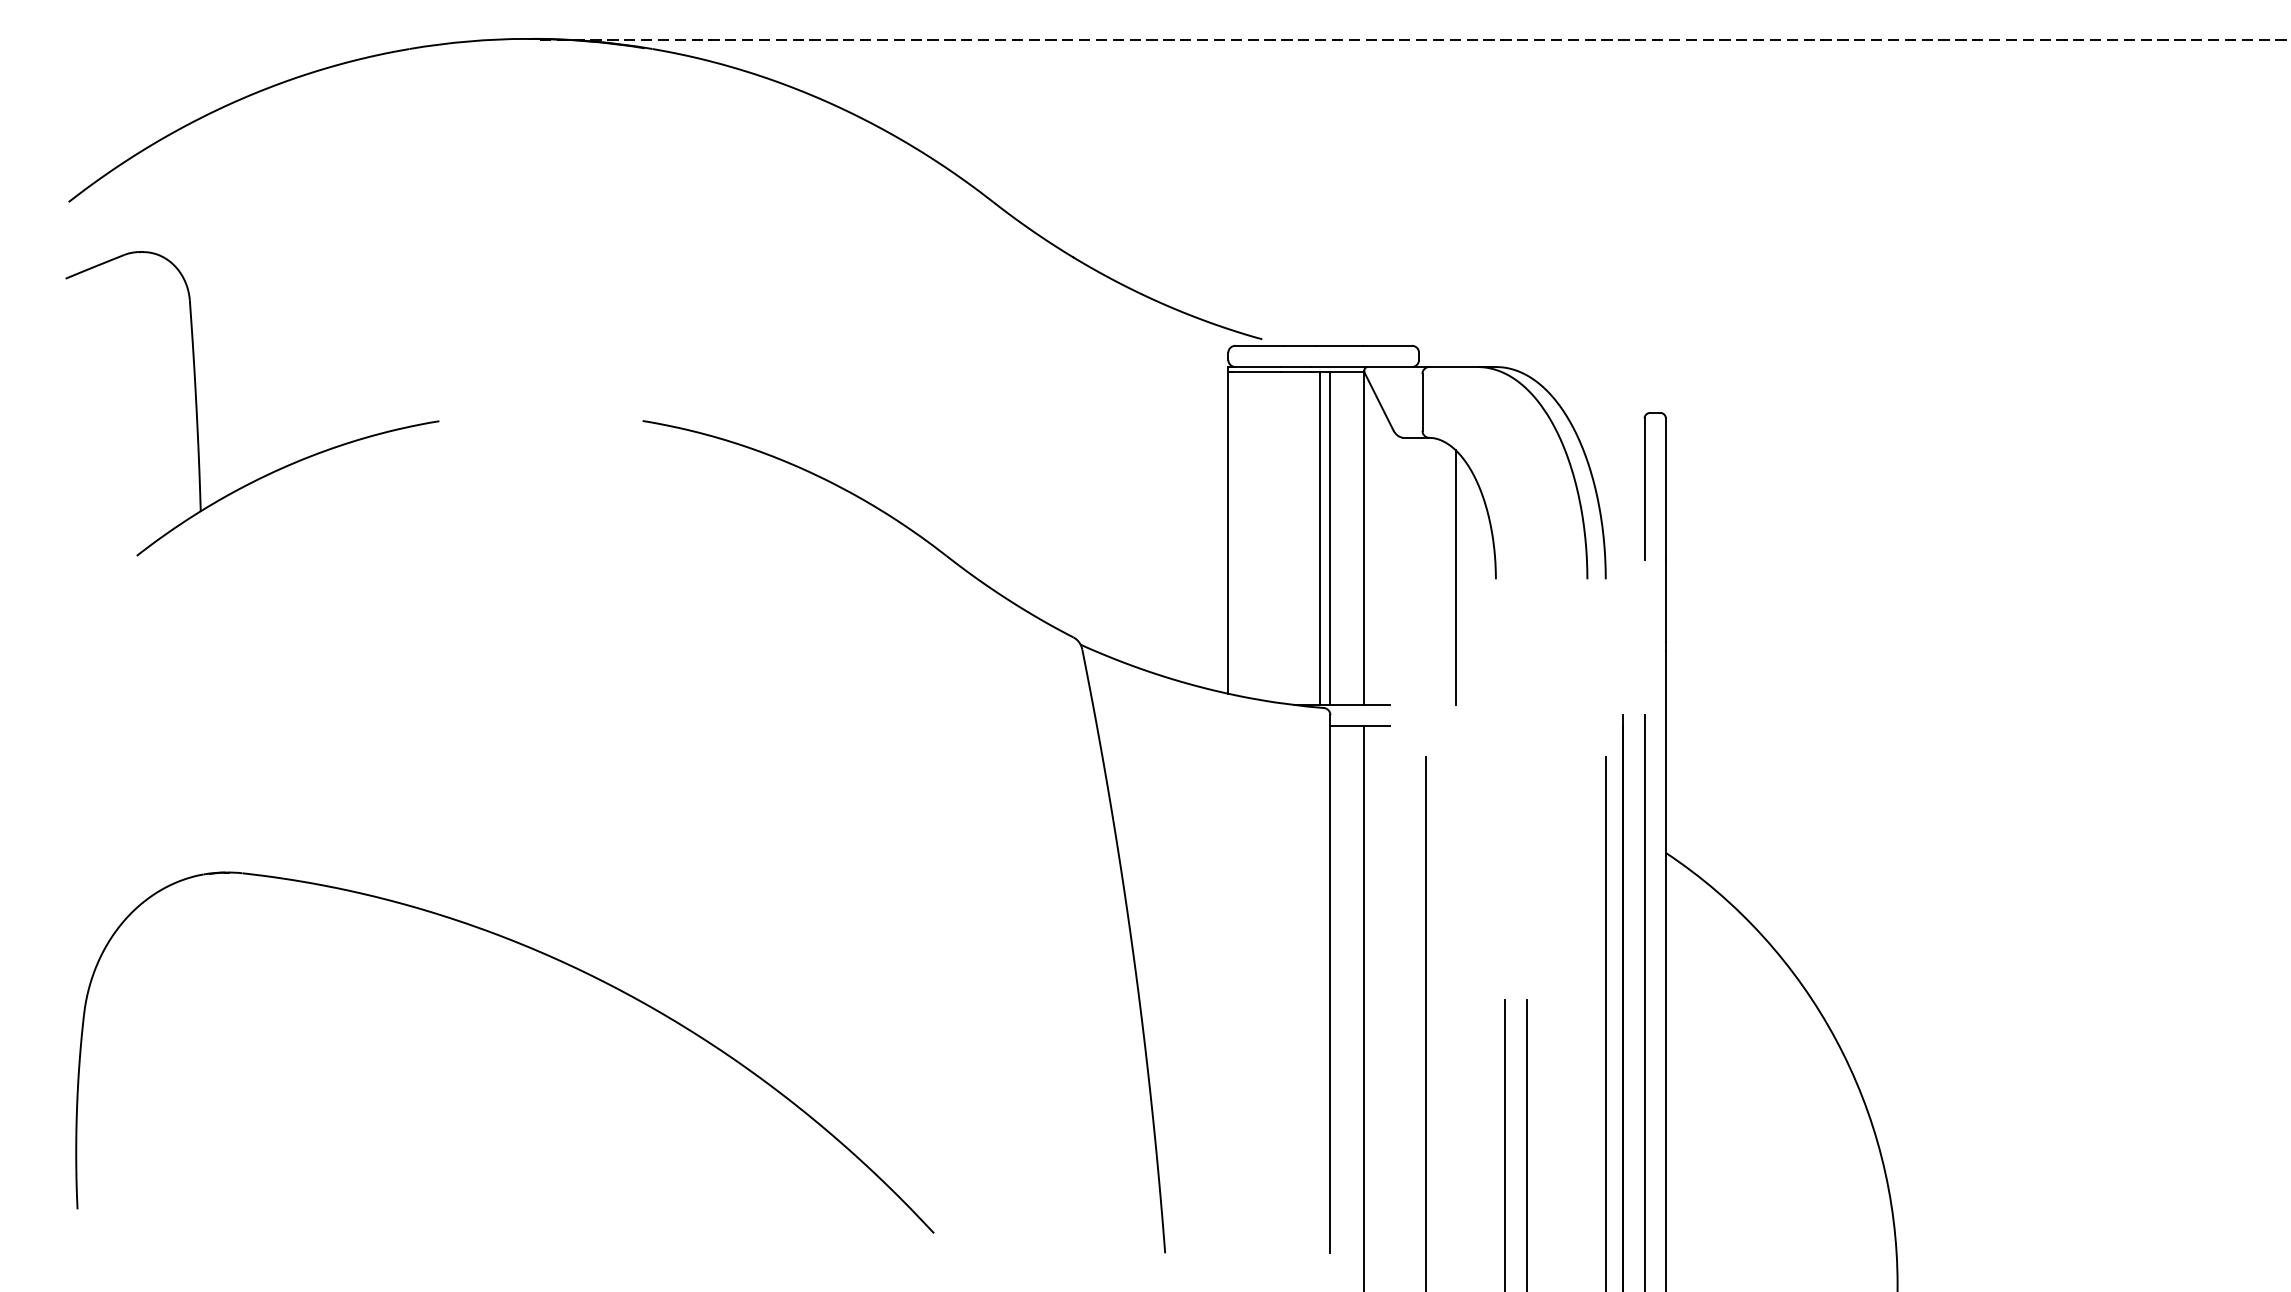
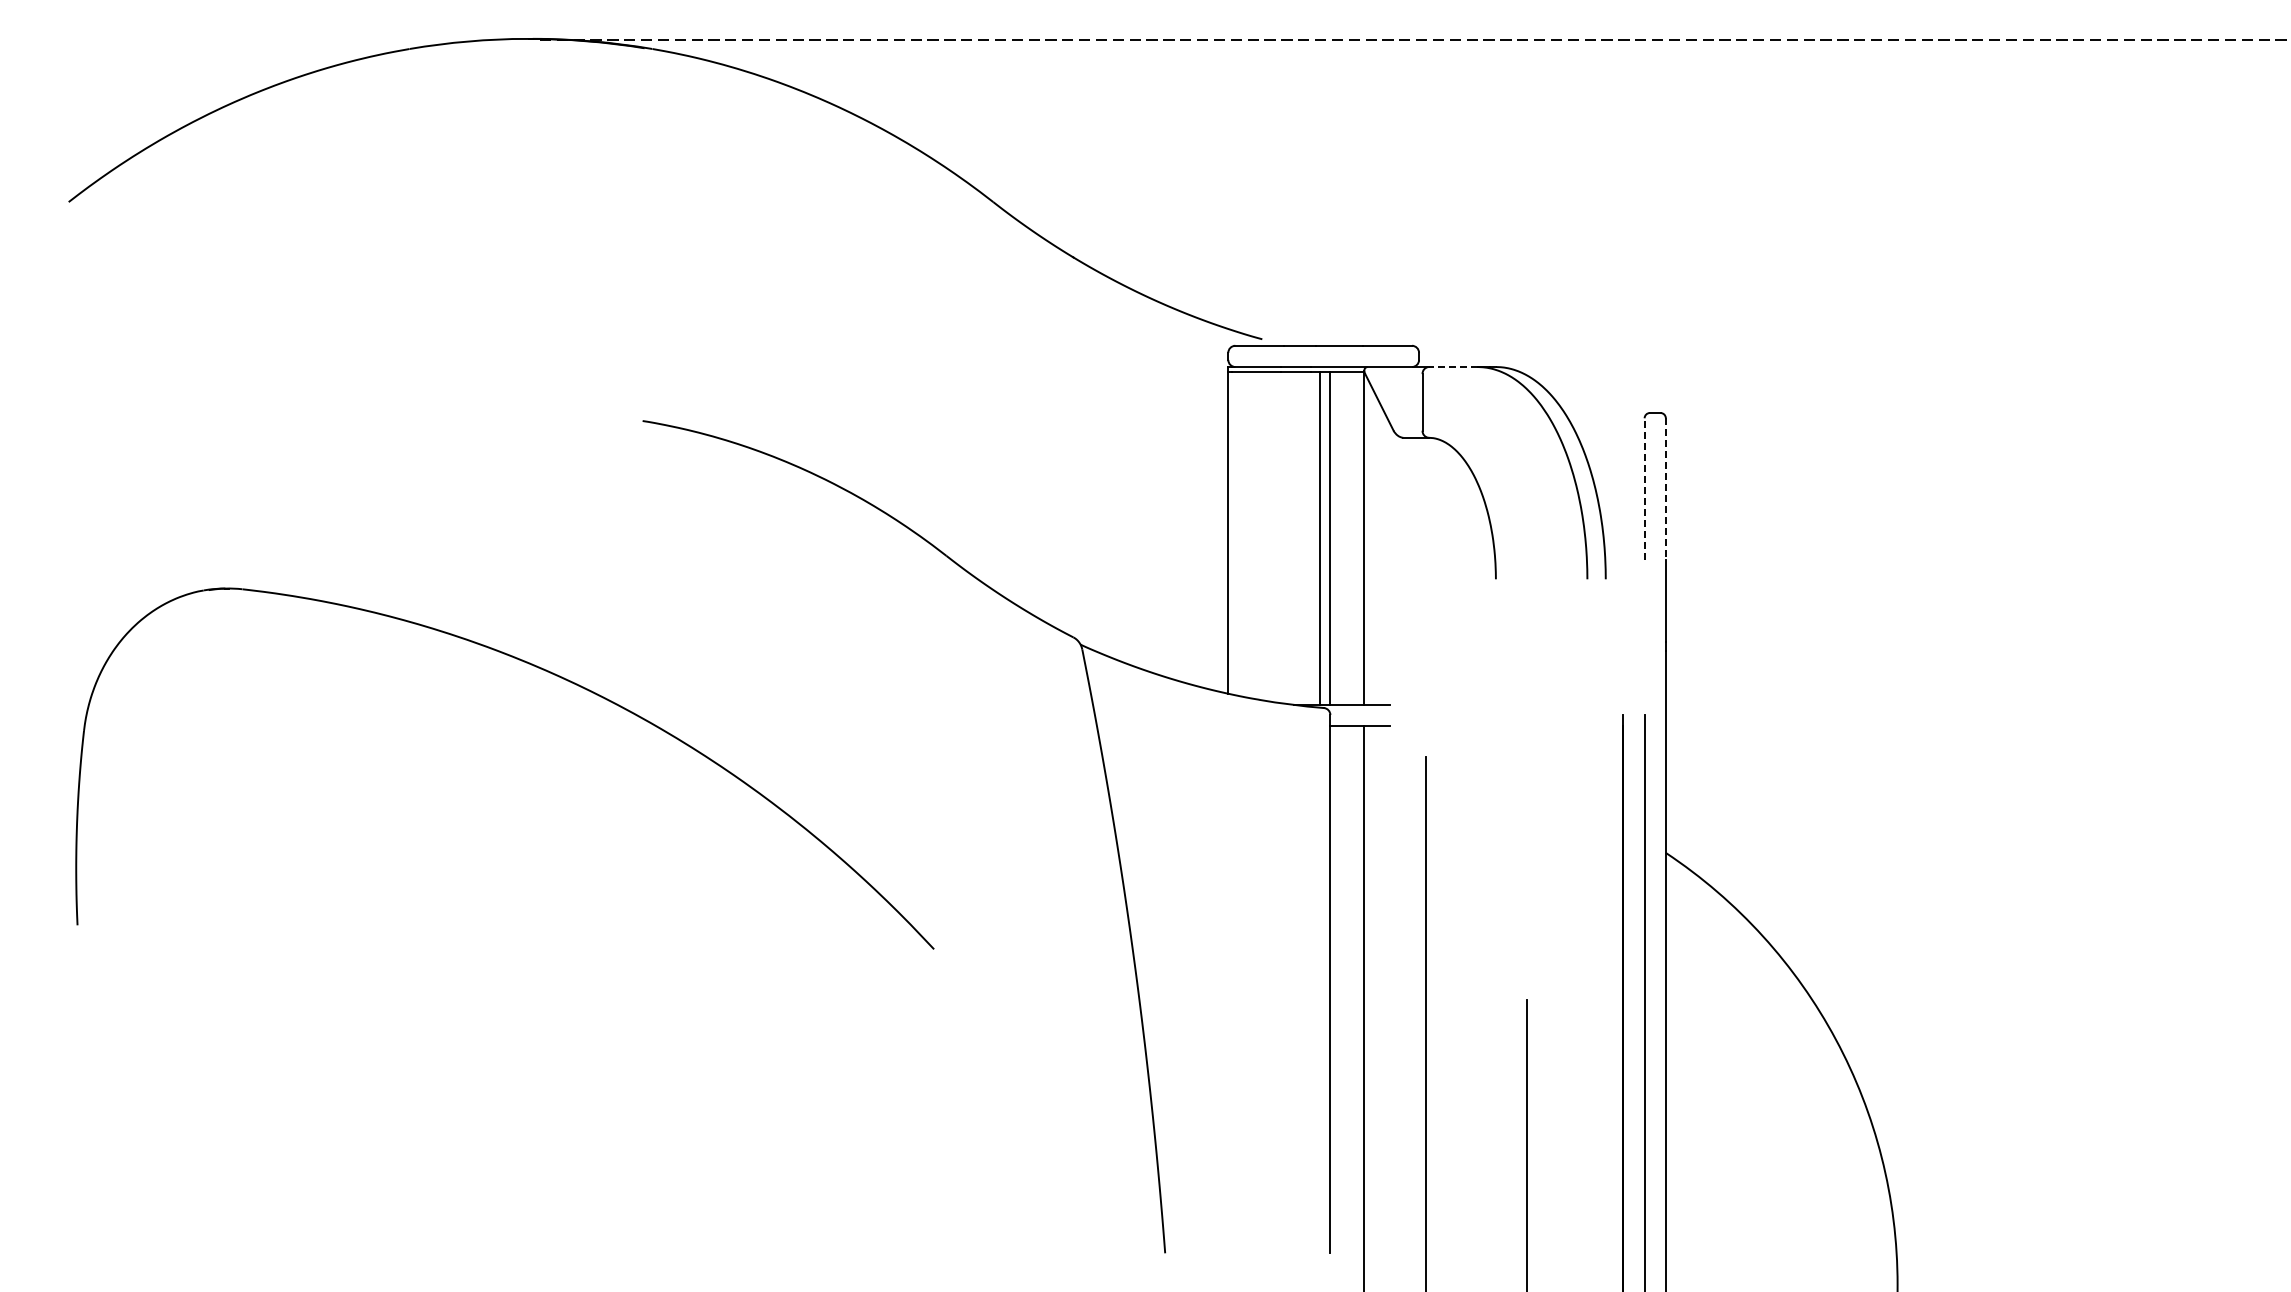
line: solid -> dashed (1453, 367)
part: present -> none (197, 403)
line: solid -> dashed (1644, 489)
line: solid -> dashed (1665, 489)
line: present -> none (1455, 577)
part position: (549, 957) -> (549, 673) (549, 673)
line: present -> none (1605, 1022)
line: present -> none (1504, 1144)
